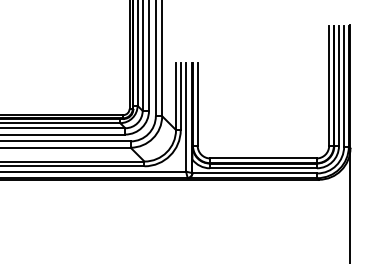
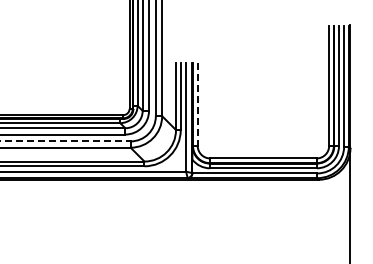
line: solid -> dashed (197, 105)
line: solid -> dashed (65, 141)
